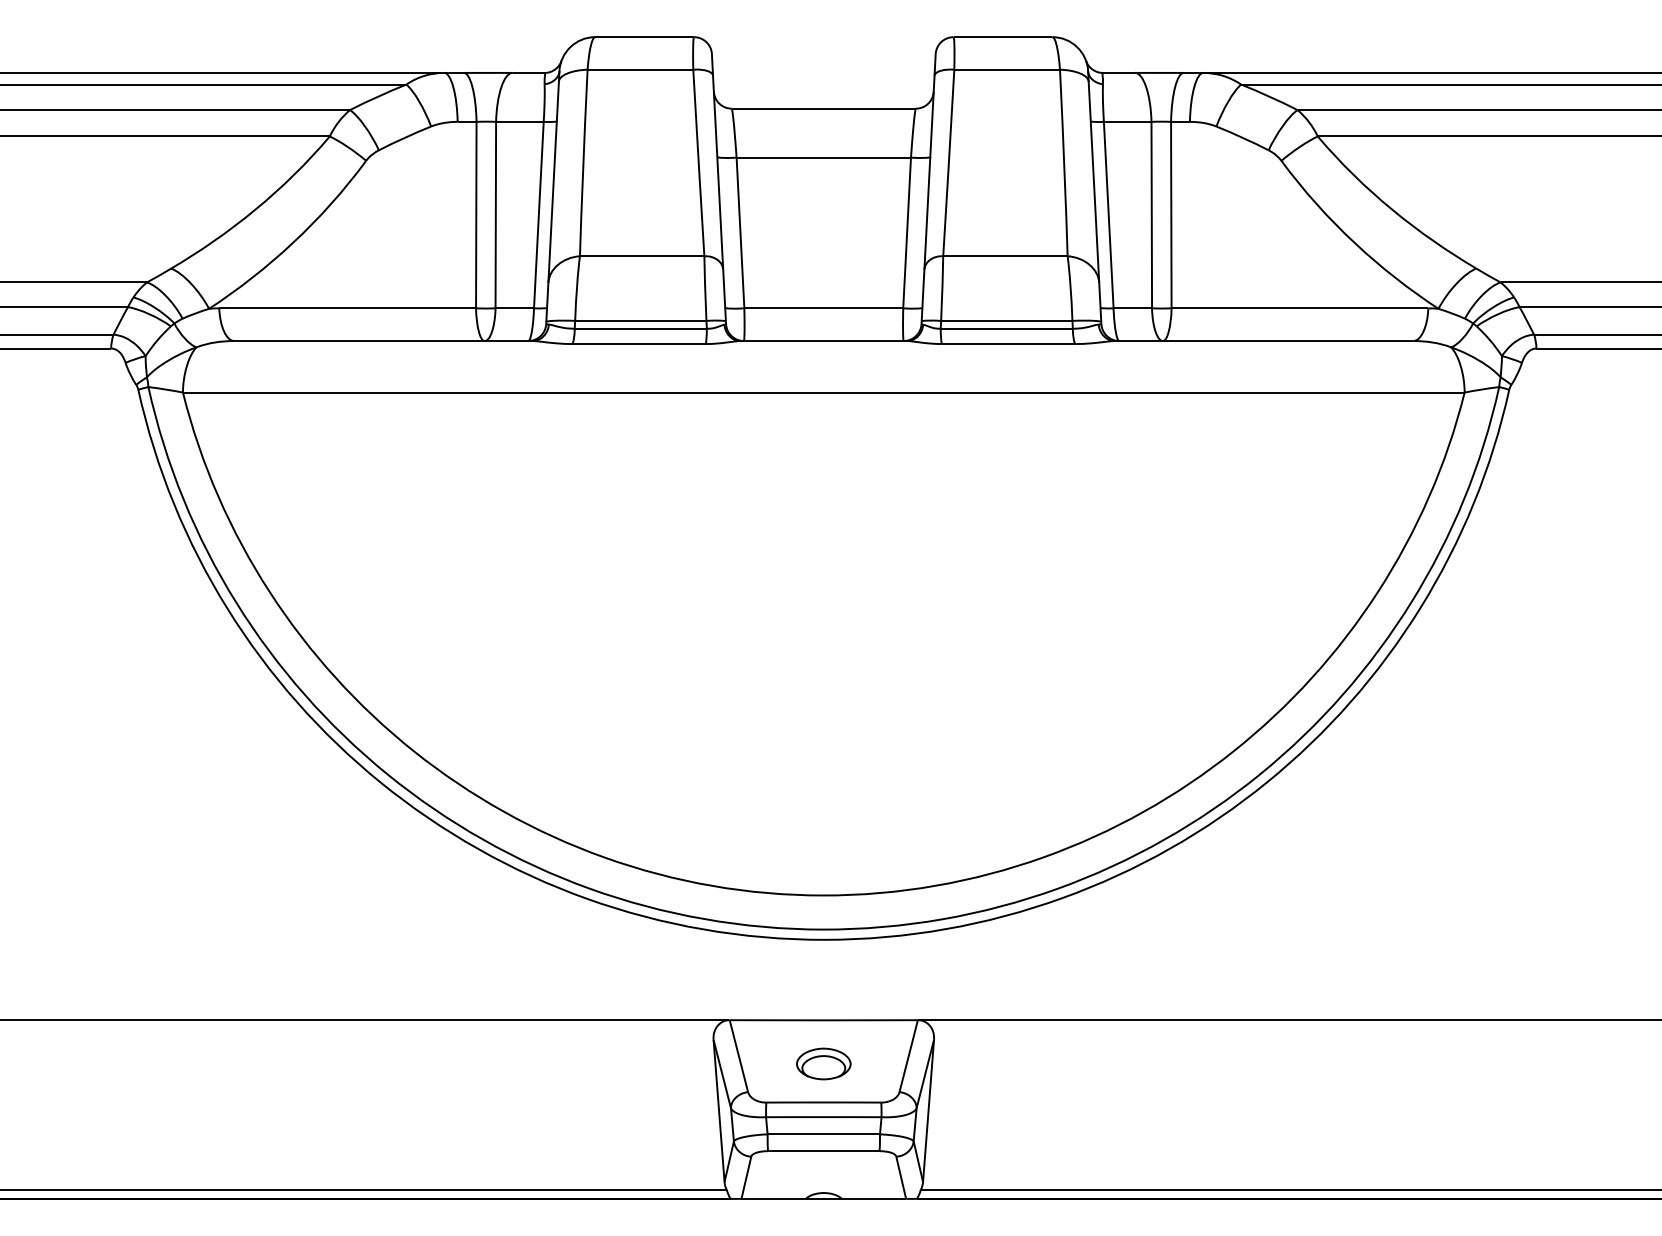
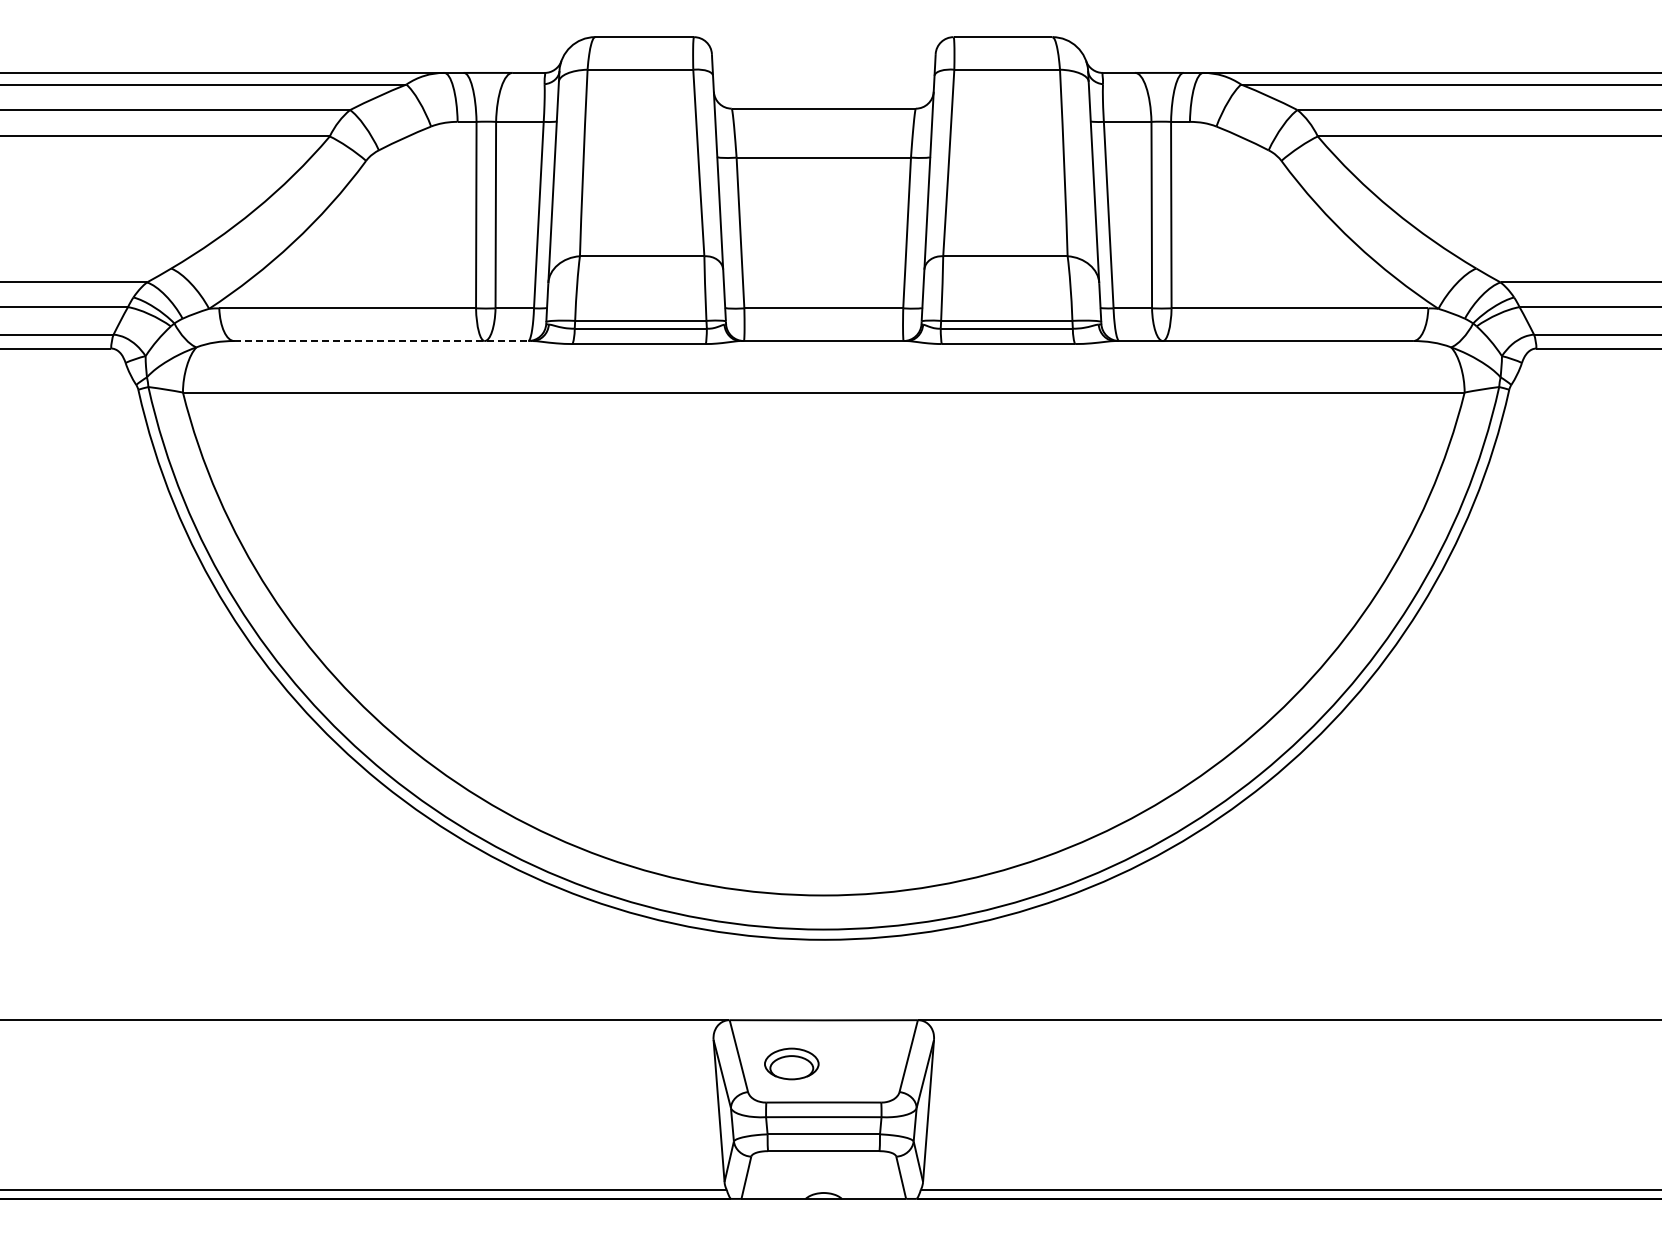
line: solid -> dashed (383, 341)
part position: (823, 1063) -> (791, 1063) (791, 1063)
